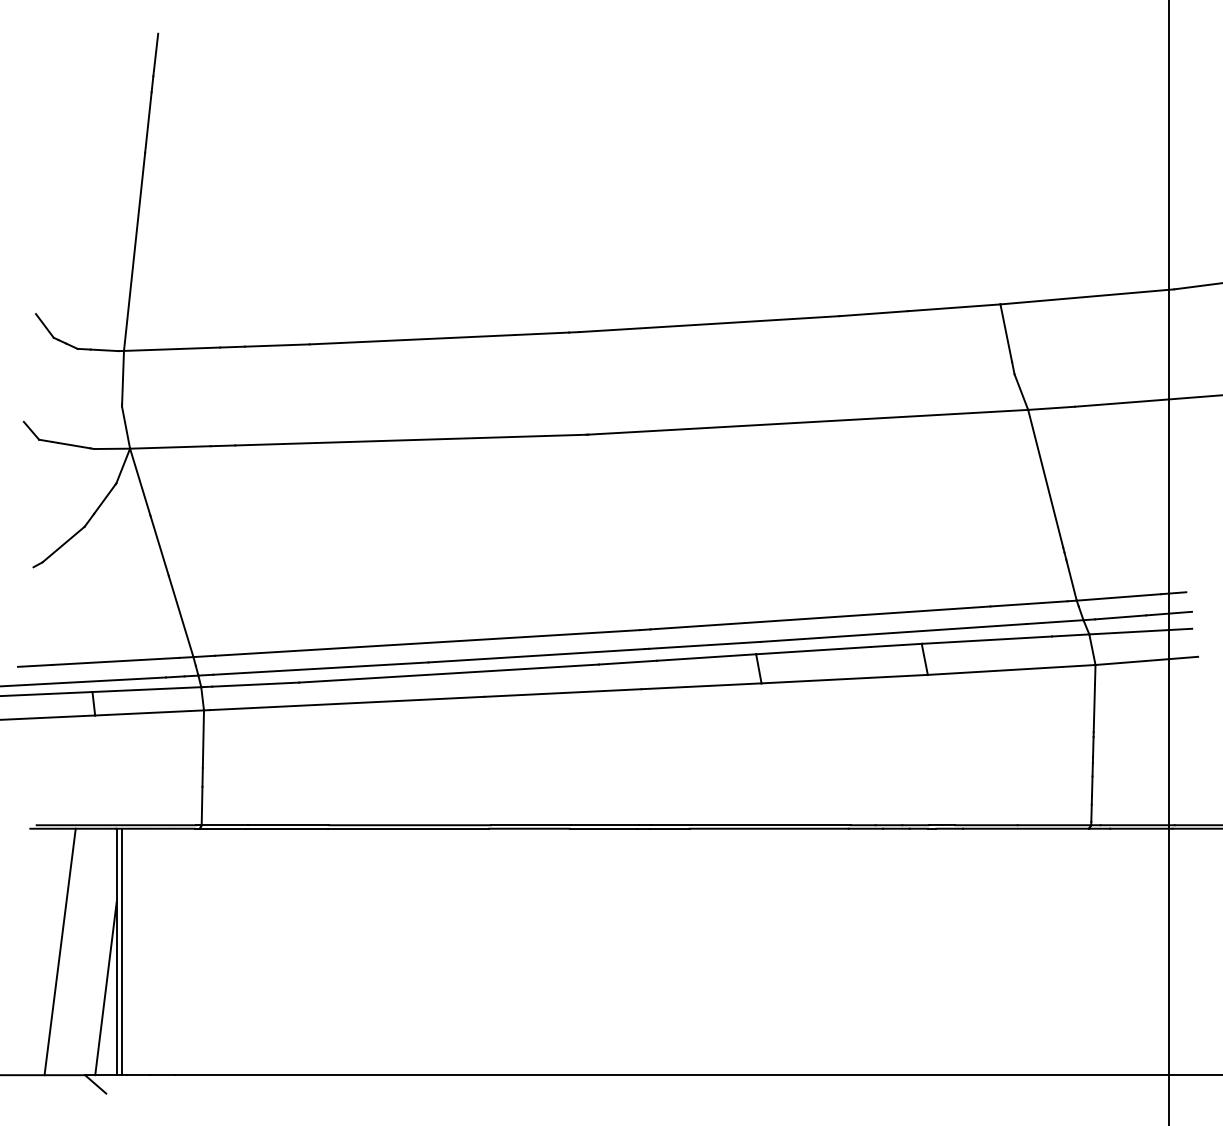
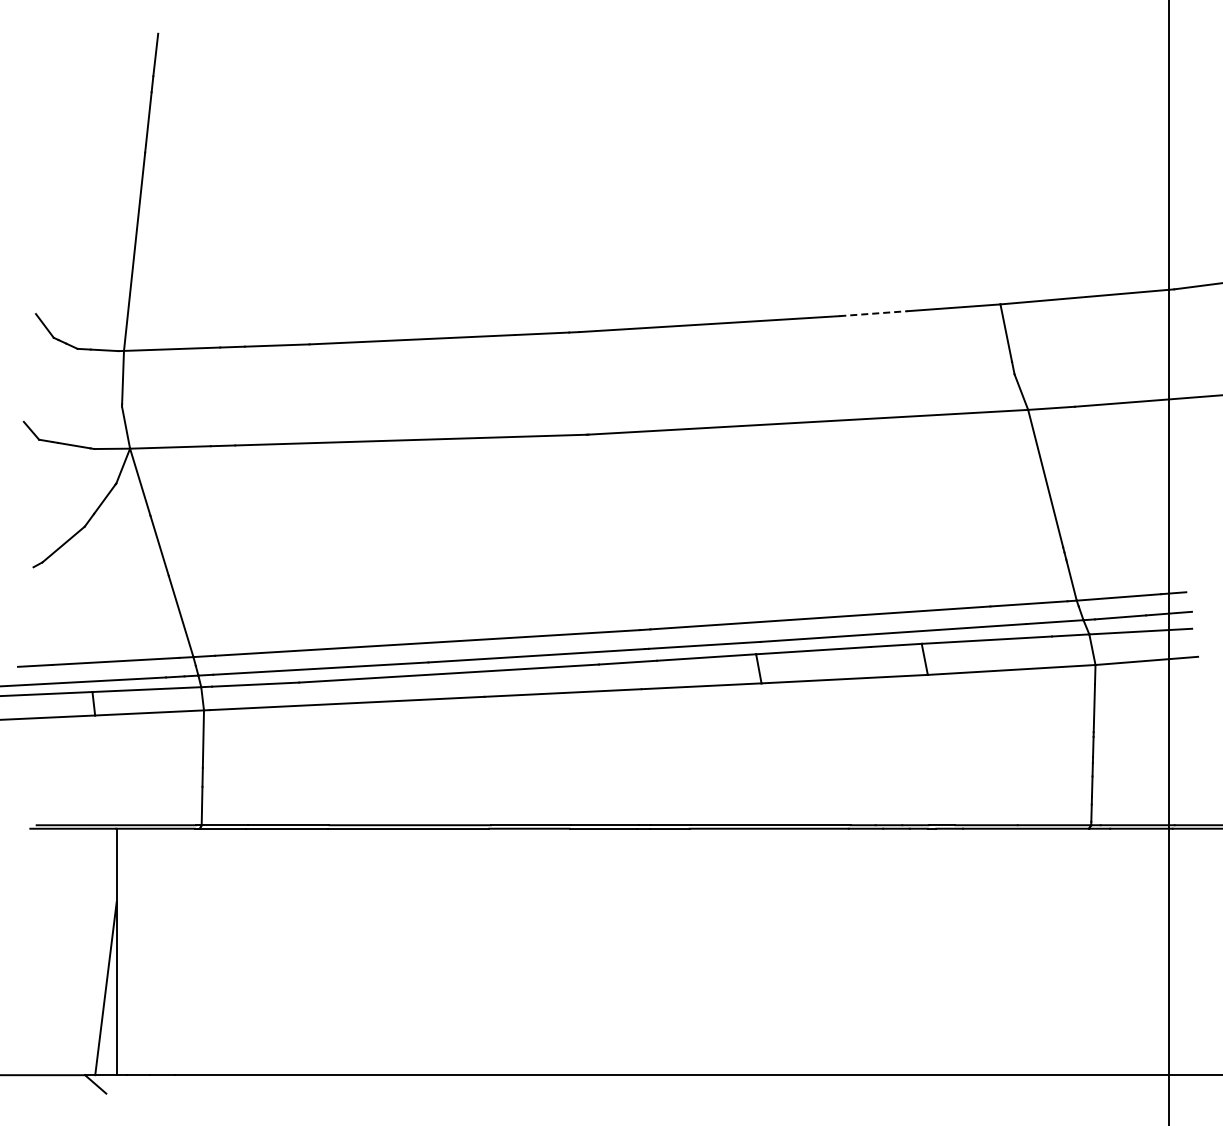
line: solid -> dashed (874, 313)
line: present -> none (59, 951)
line: present -> none (122, 951)
